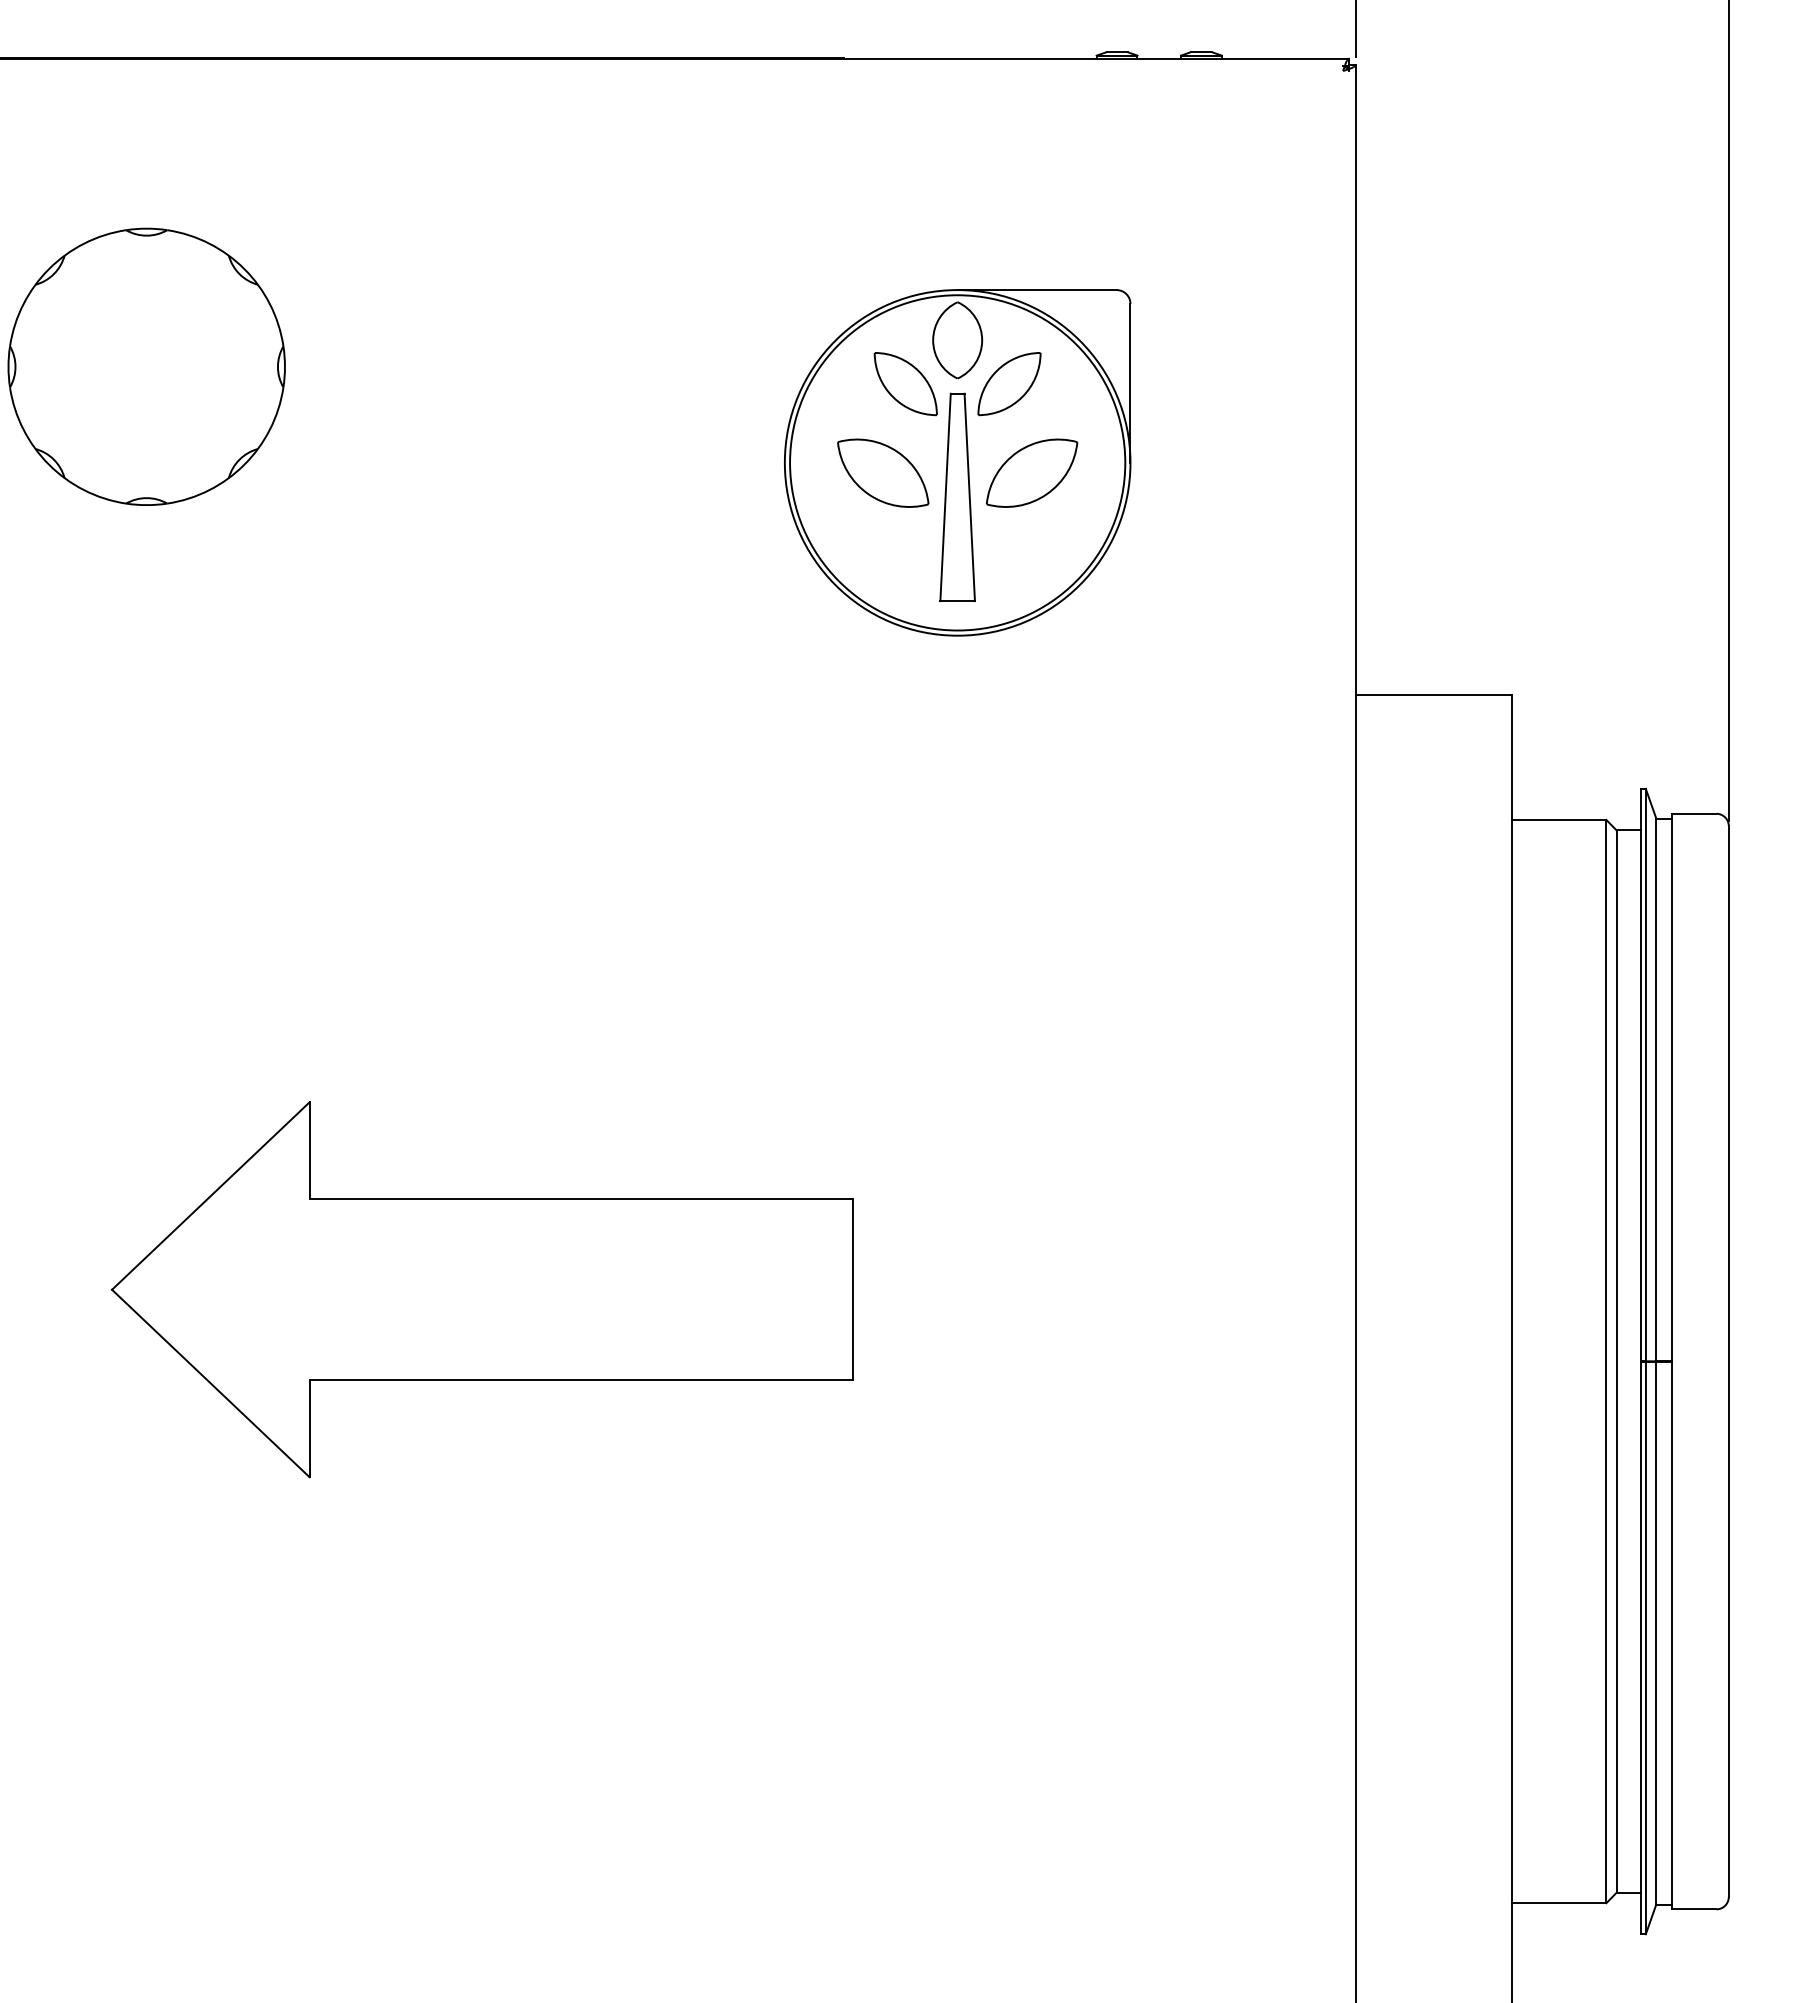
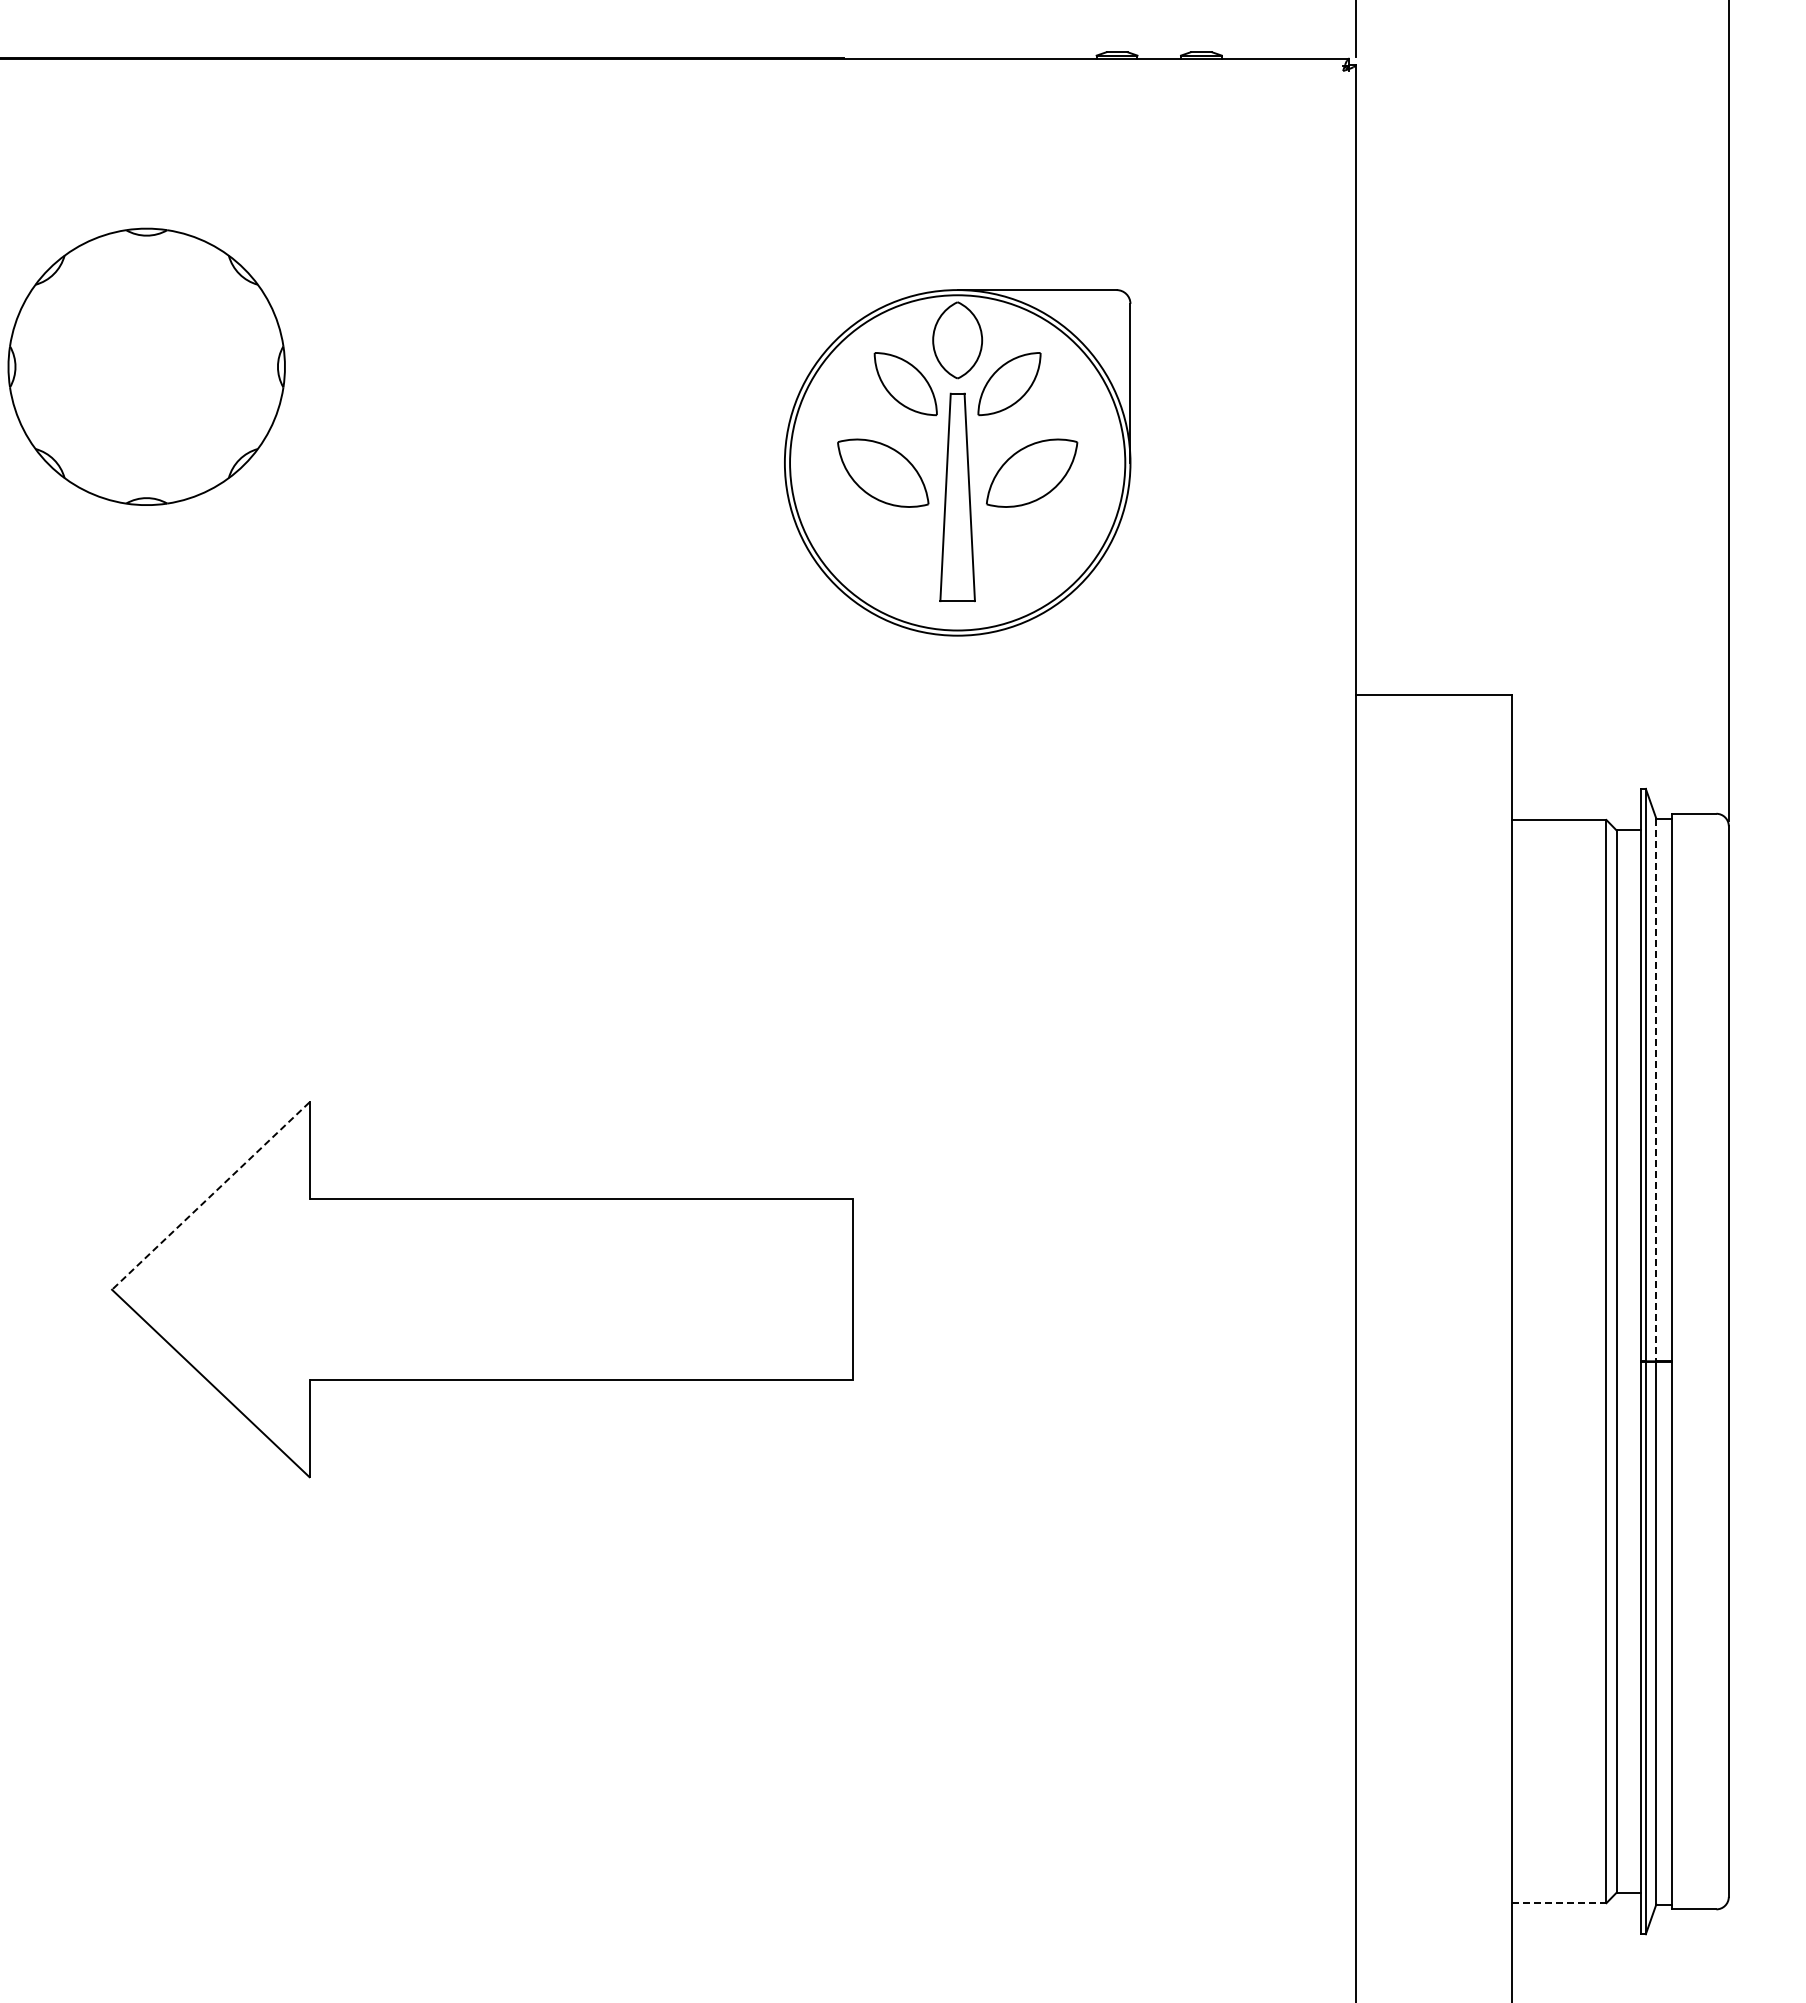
line: solid -> dashed (1656, 1090)
line: solid -> dashed (210, 1196)
line: solid -> dashed (1559, 1903)
